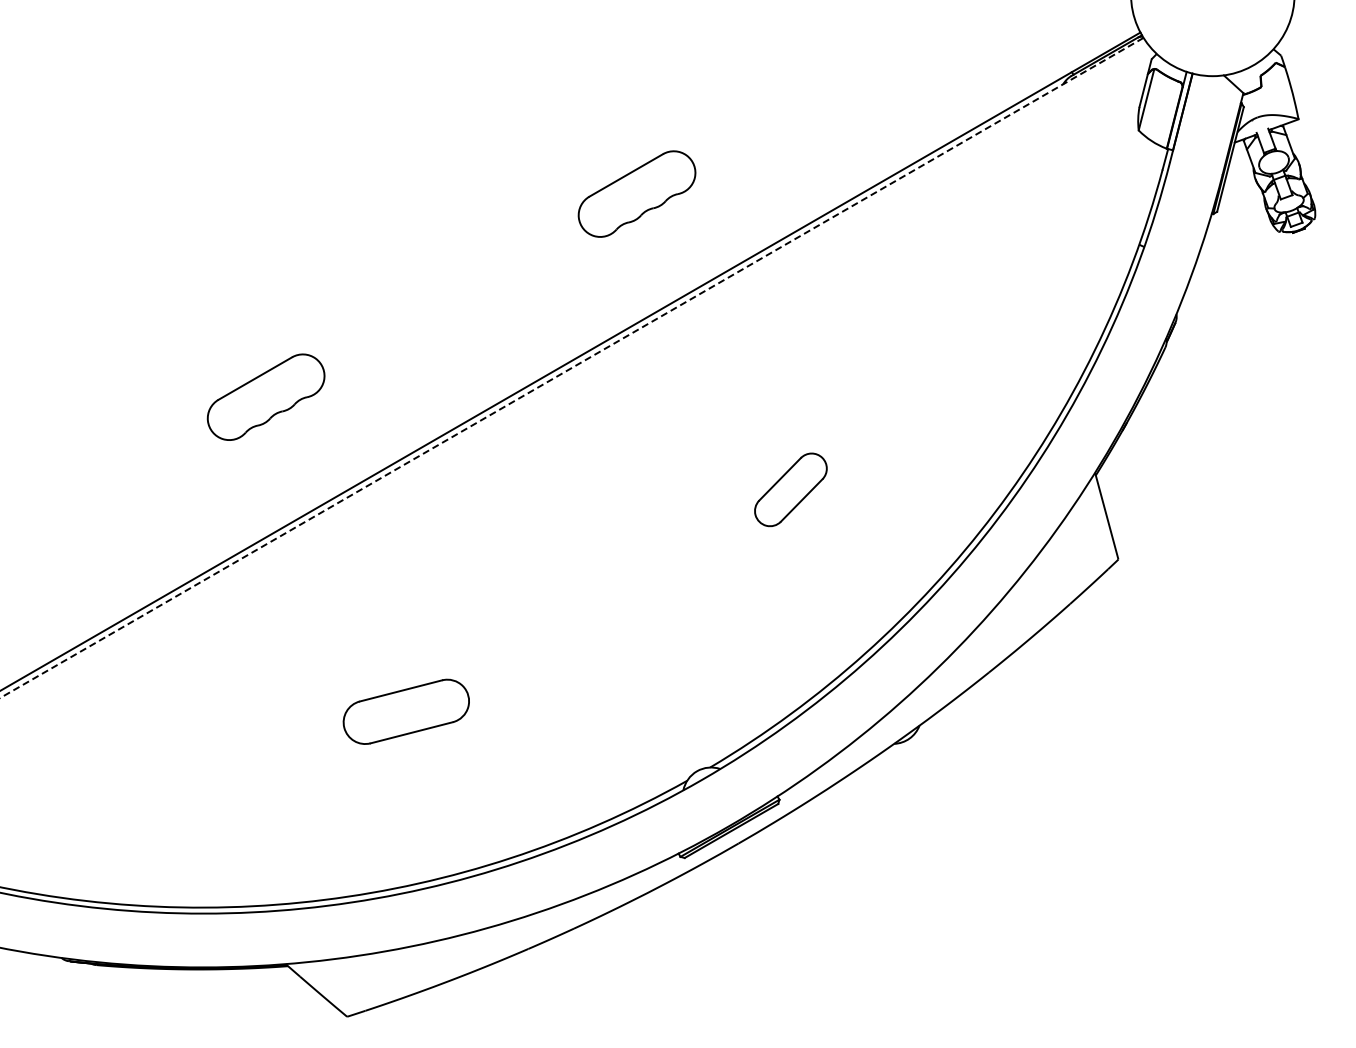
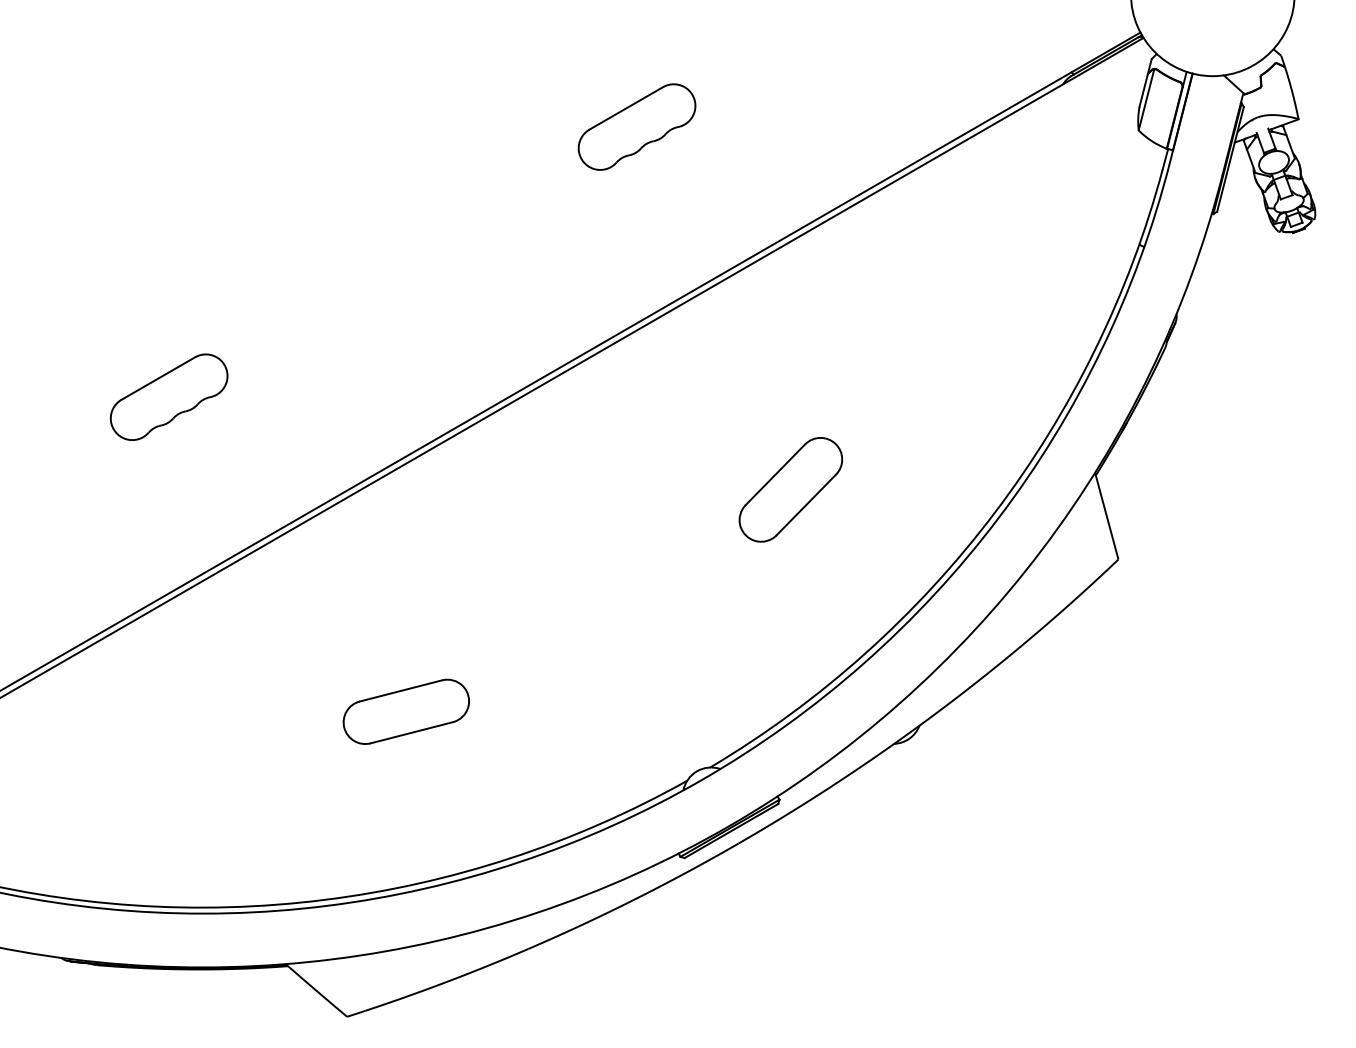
part position: (636, 193) -> (636, 126) (636, 126)
line: dashed -> solid (572, 367)
part position: (265, 396) -> (168, 396) (168, 396)
part size: 74x76 px -> 106x106 px (790, 489)
